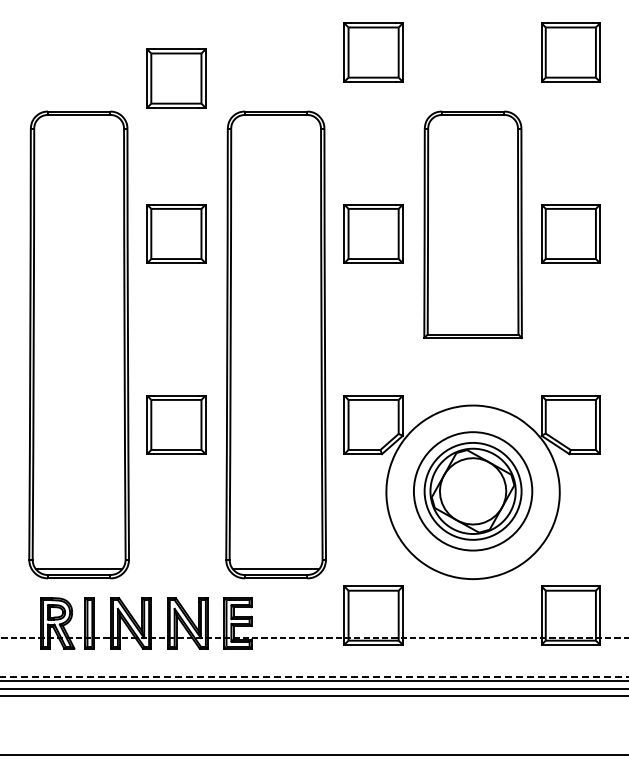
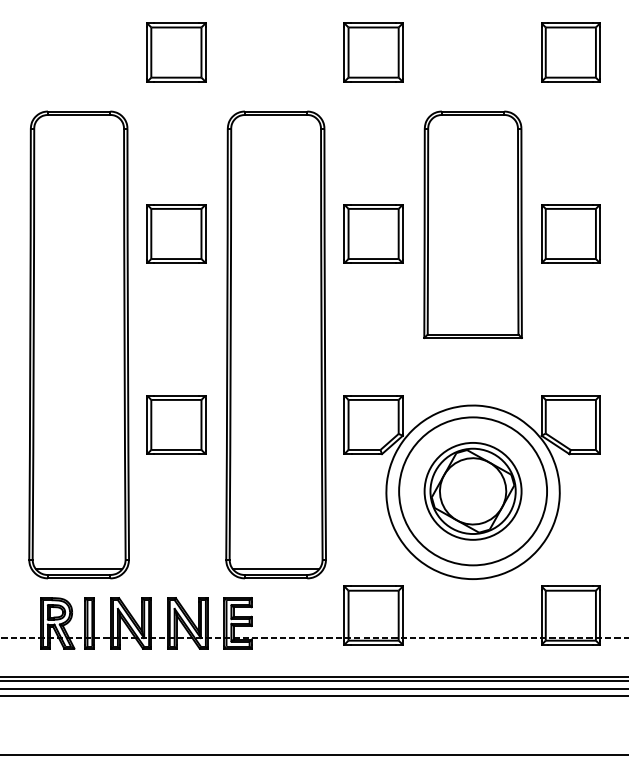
part position: (176, 78) -> (176, 52) (176, 52)
circle diameter: 118 px -> 148 px (473, 491)
line: dashed -> solid (314, 676)
